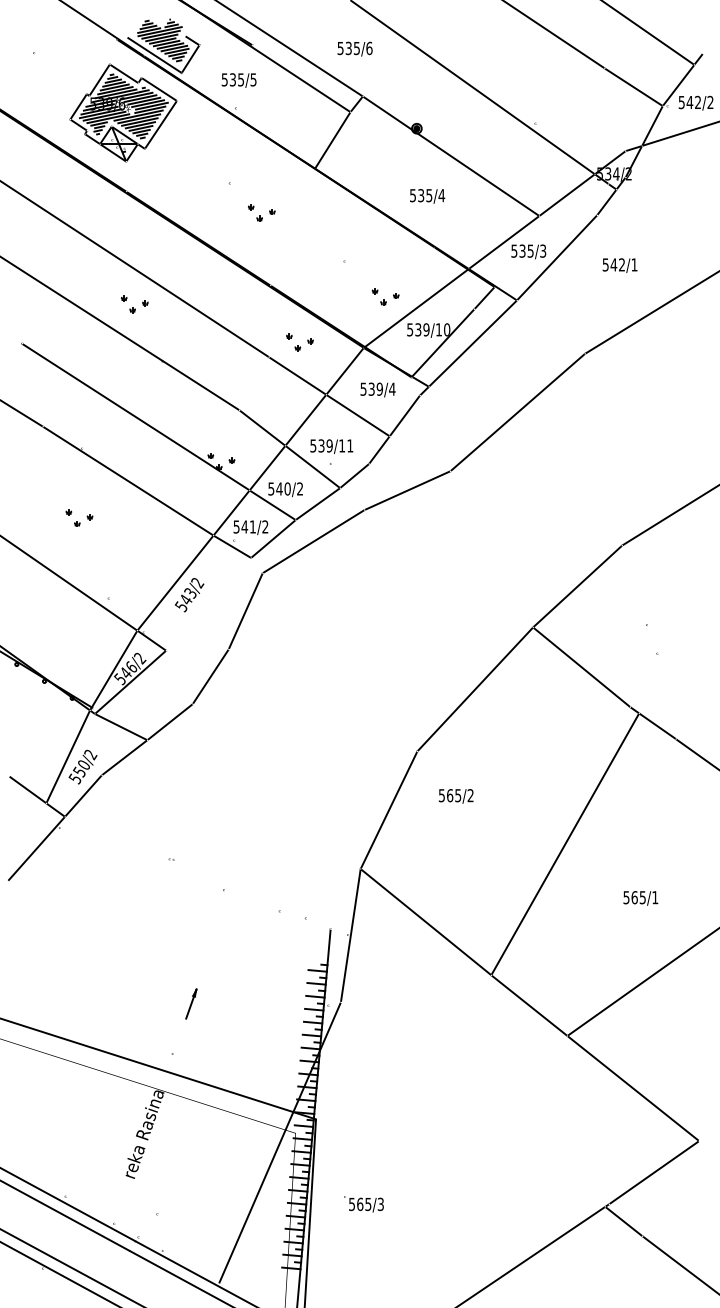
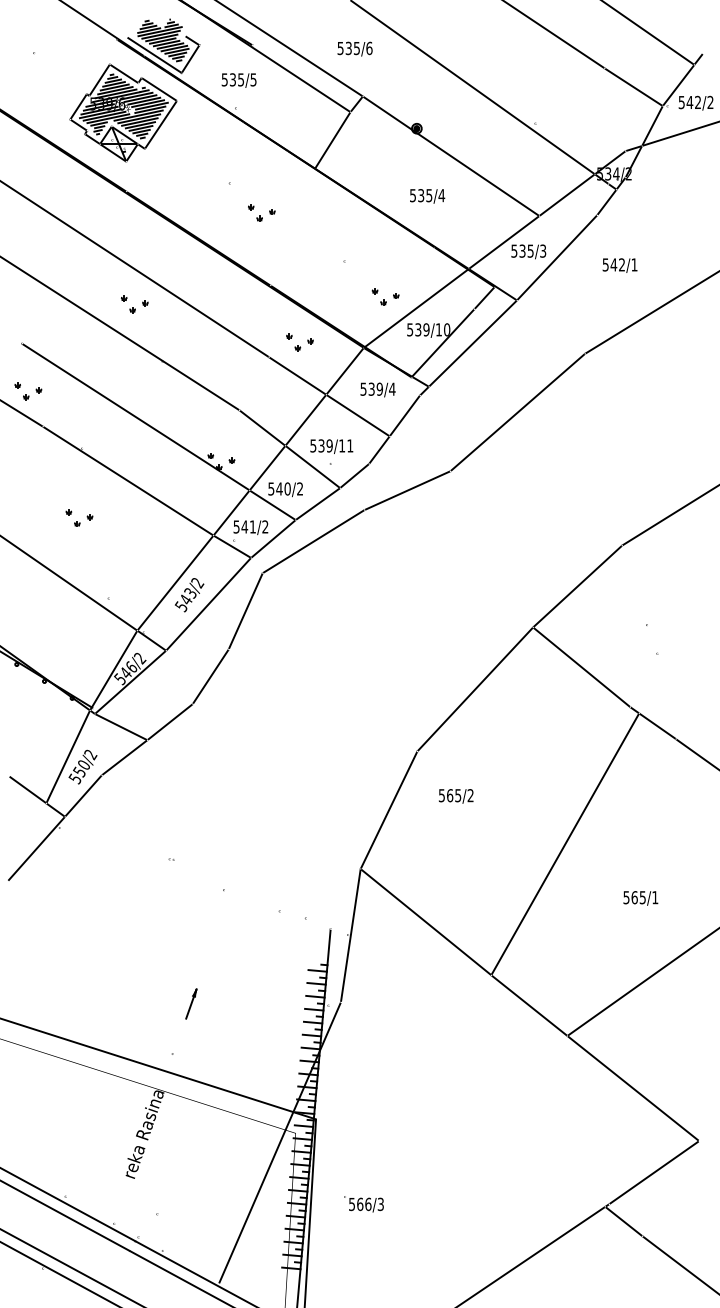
part: none -> present (28, 391)
line: none -> present (208, 604)
text: 565/3 -> 566/3 (368, 1204)
